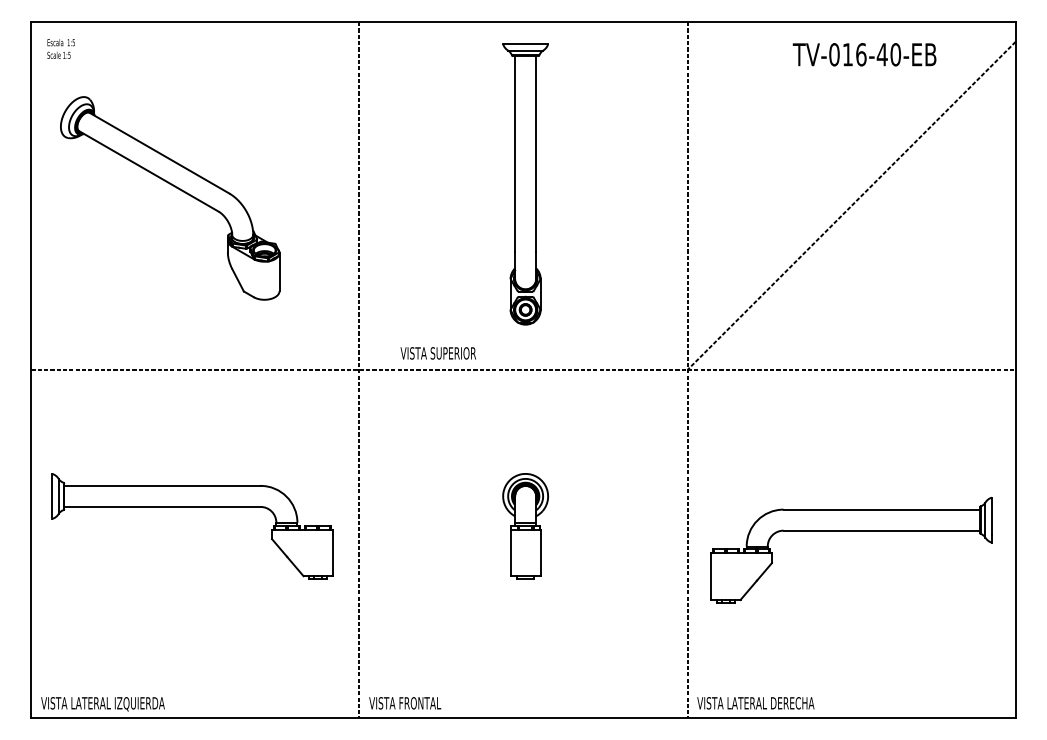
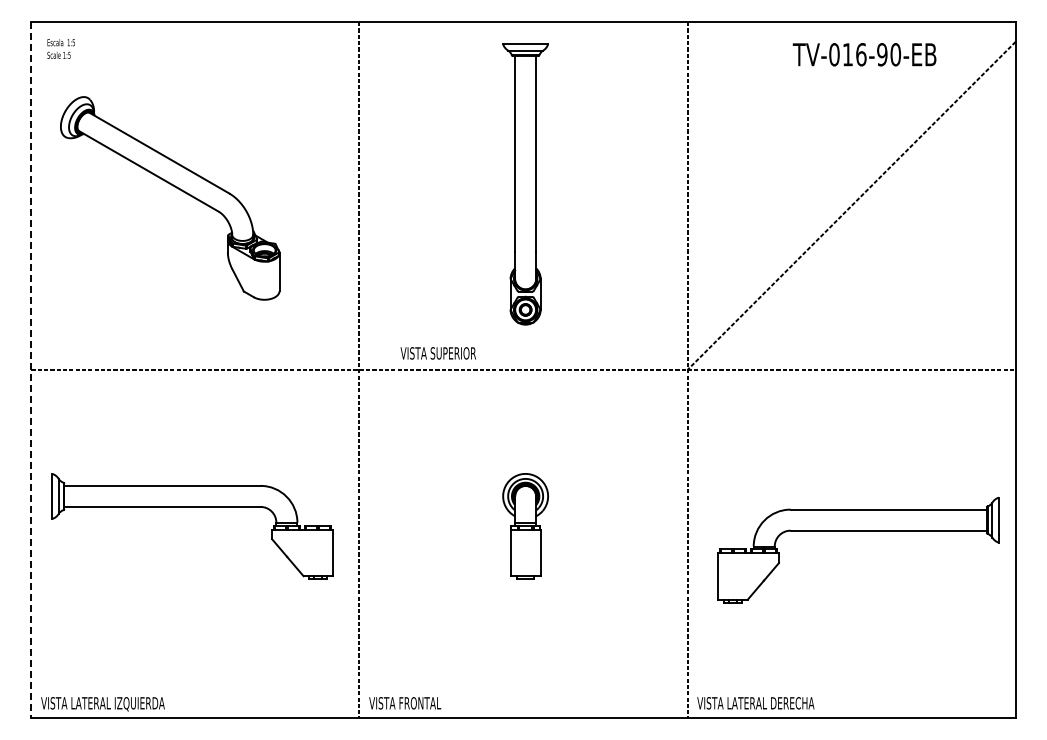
text: TV-016-40-EB -> TV-016-90-EB (881, 54)
line: solid -> dashed (31, 370)
part position: (851, 531) -> (858, 531) (858, 531)
